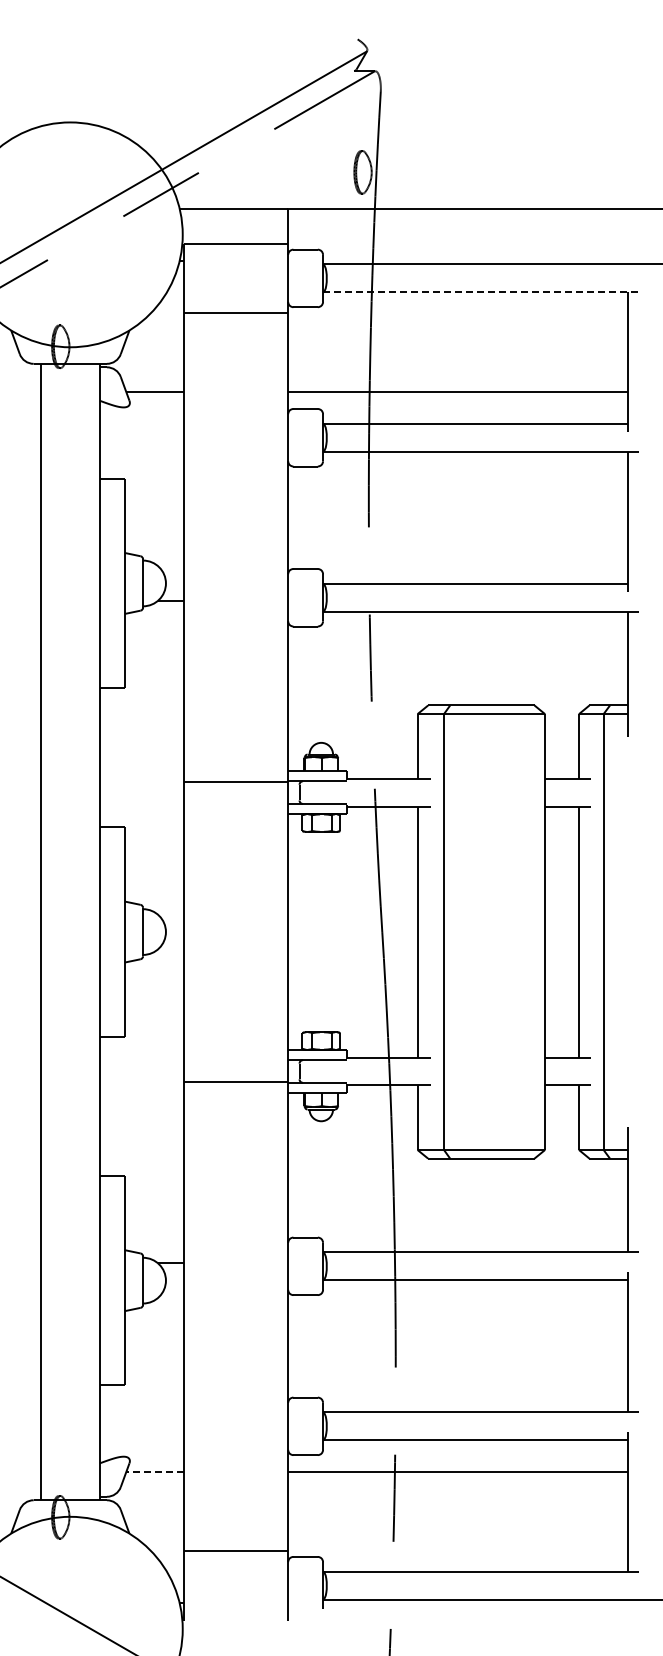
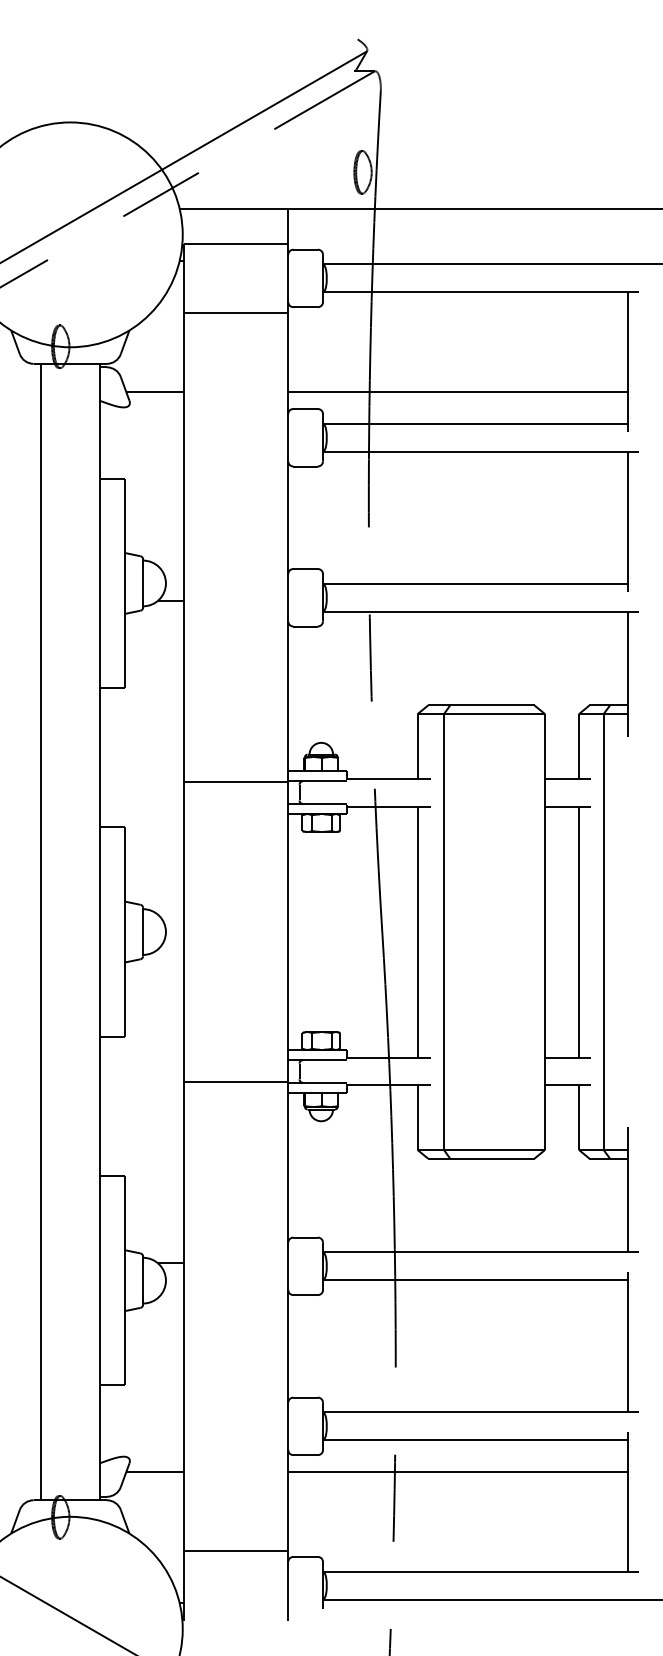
line: dashed -> solid (480, 292)
line: dashed -> solid (154, 1472)
